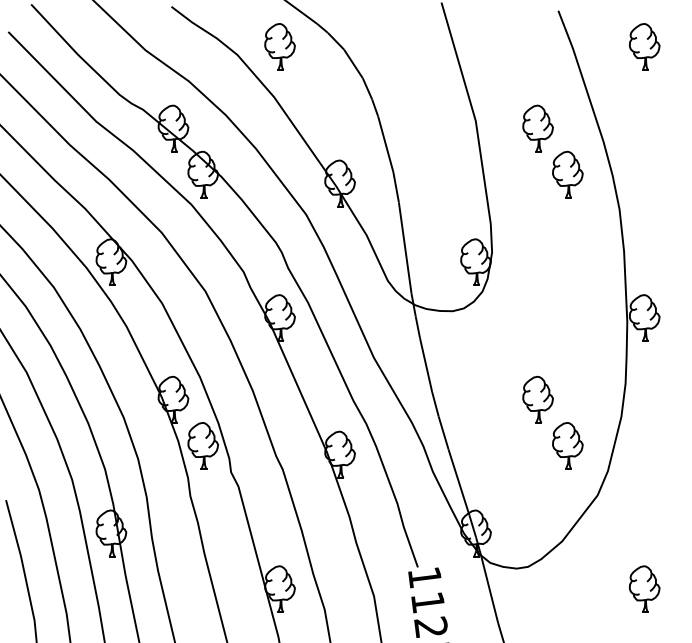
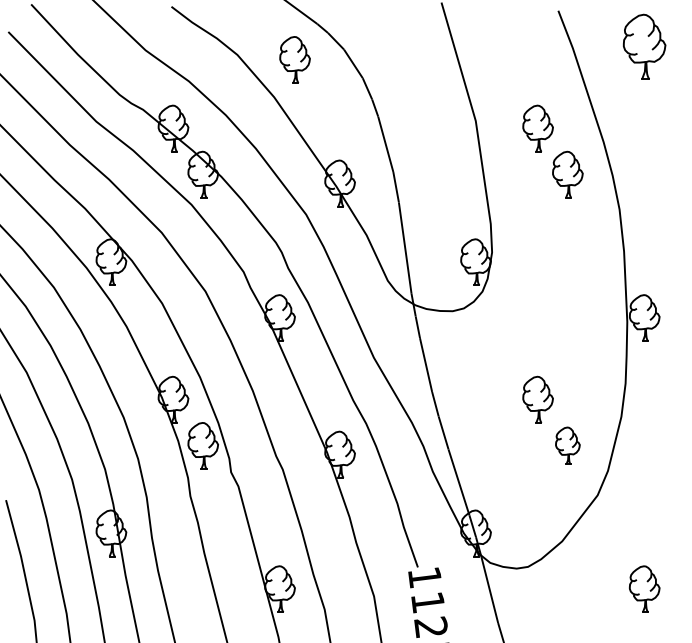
part position: (279, 46) -> (294, 59) (294, 59)
part size: 32x48 px -> 44x67 px (644, 46)
part size: 32x48 px -> 26x39 px (567, 445)
